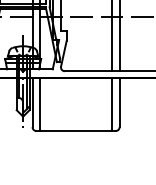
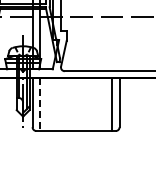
line: present -> none (112, 36)
line: present -> none (119, 36)
line: solid -> dashed (40, 105)
